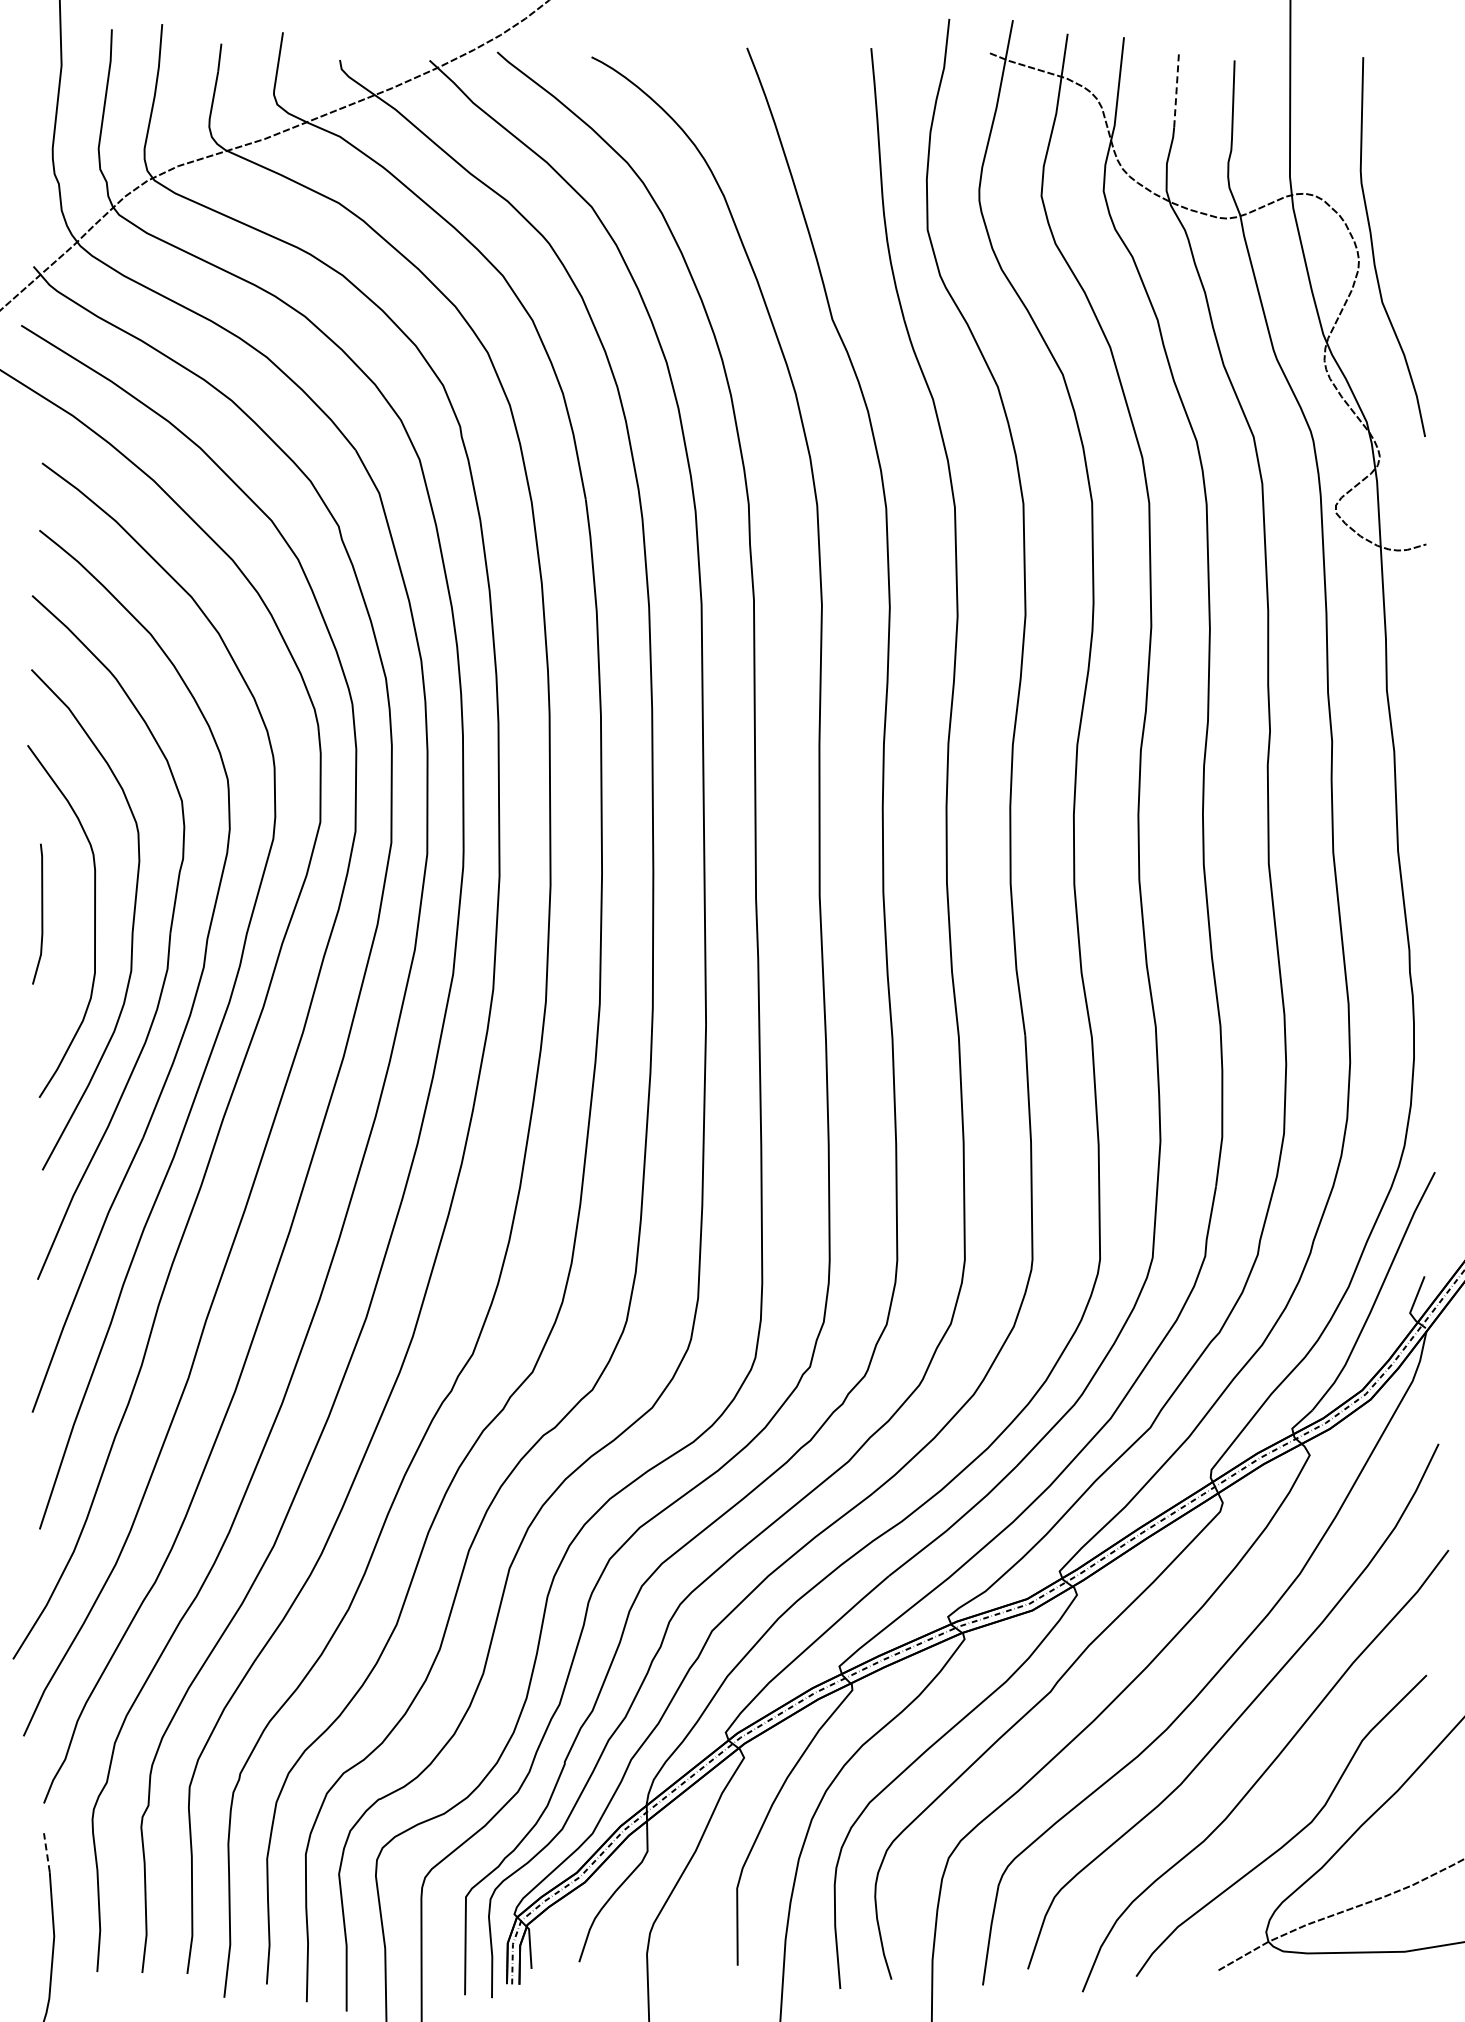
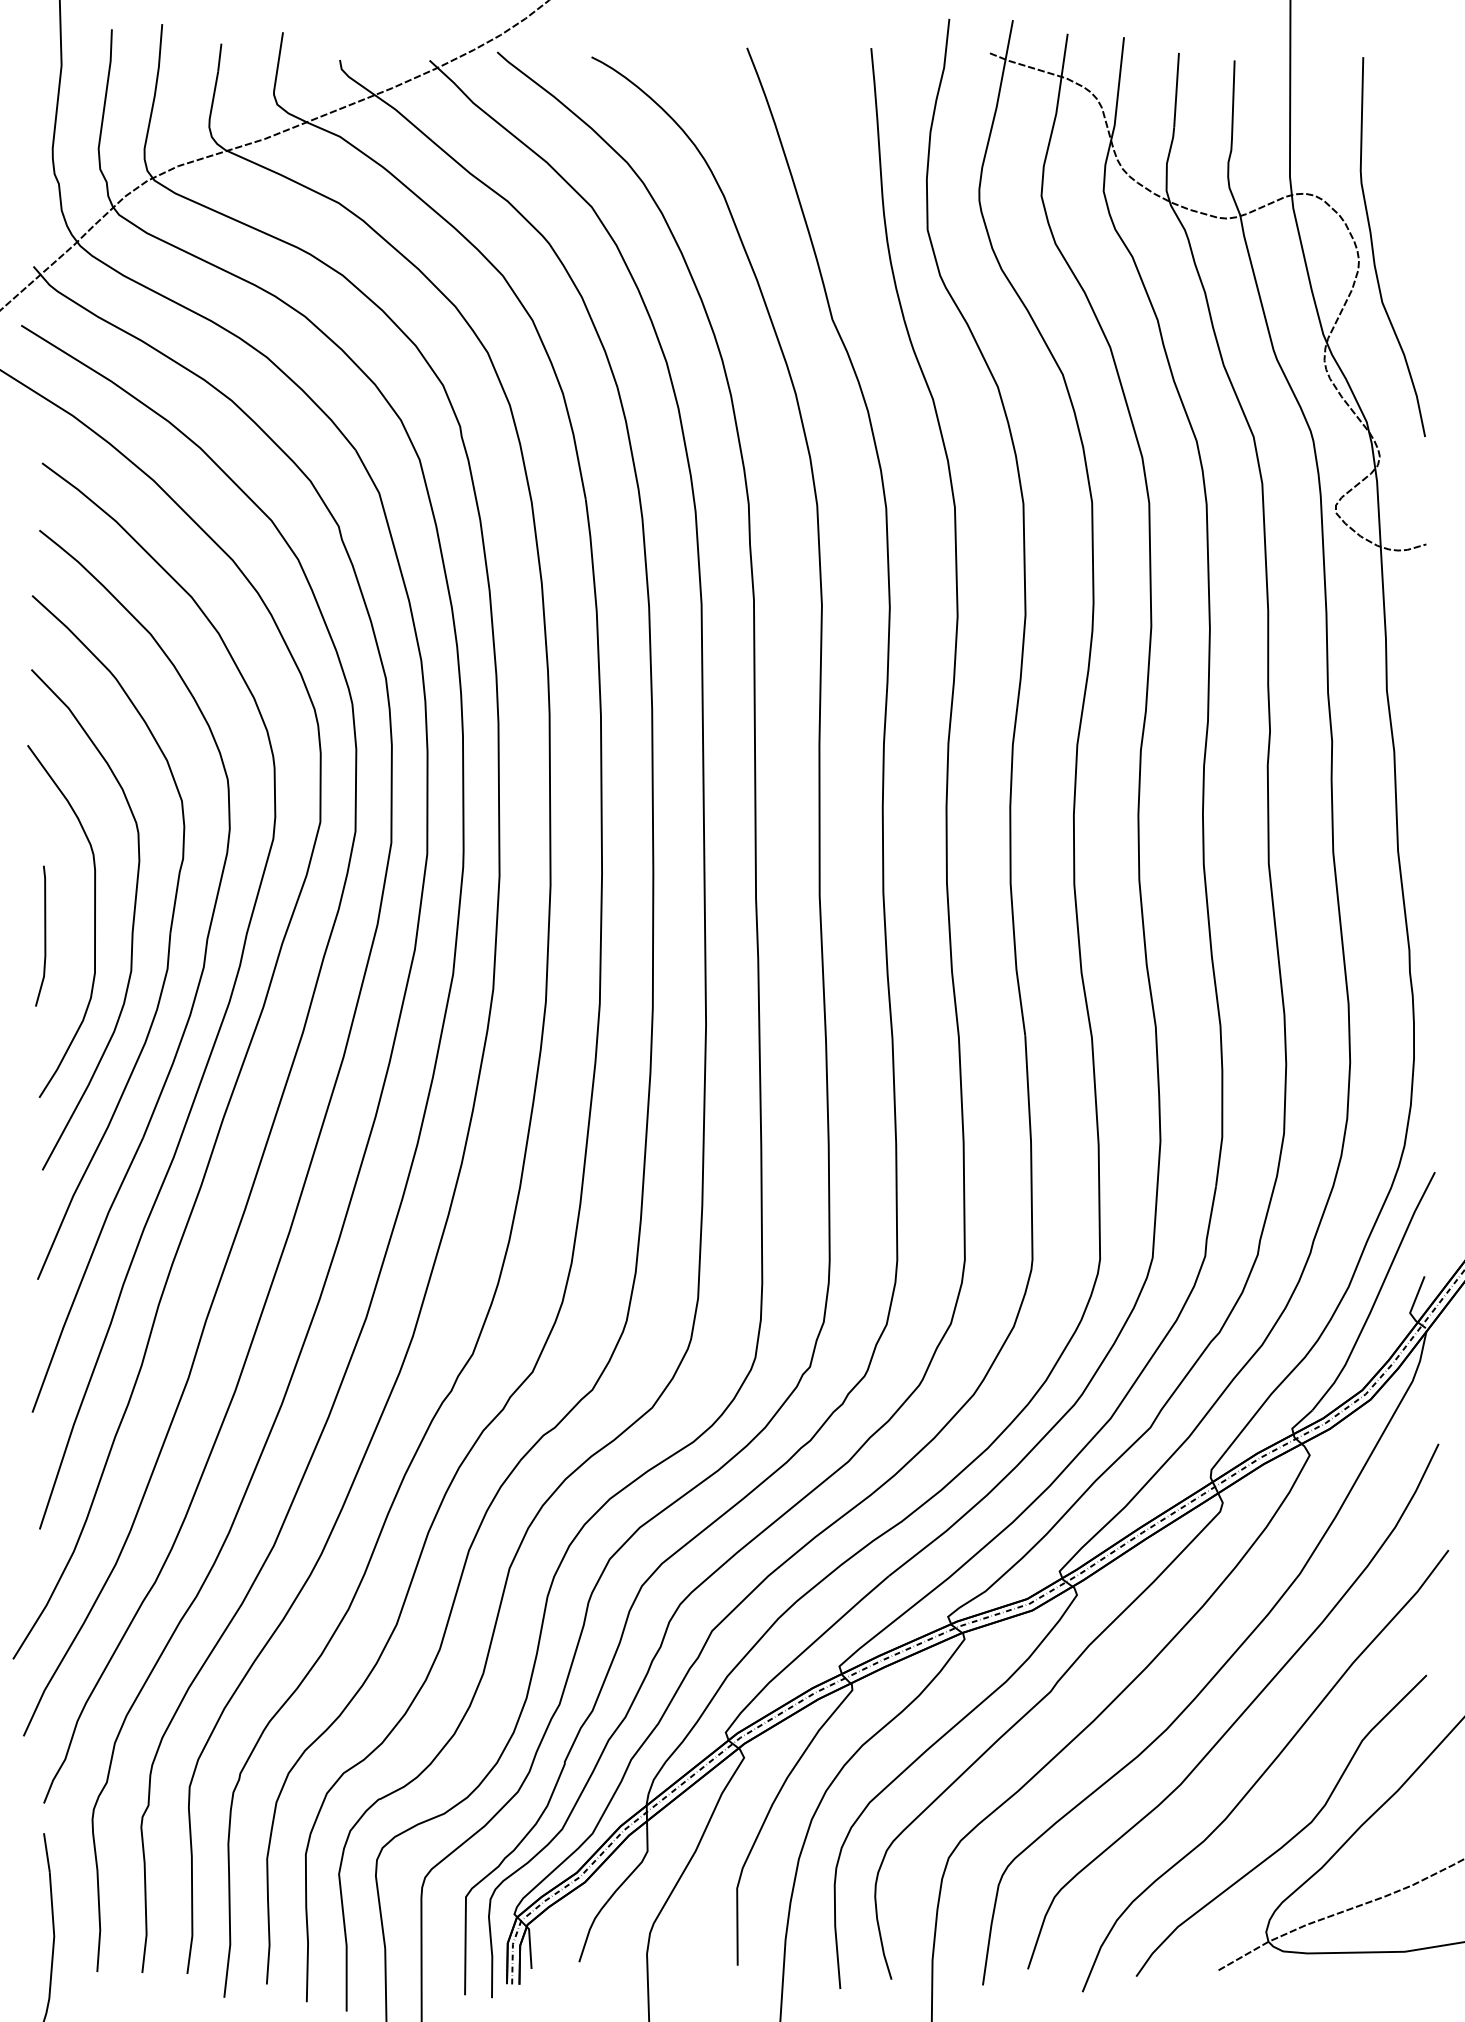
line: dashed -> solid (1176, 89)
line position: (41, 913) -> (44, 935) (44, 935)
line: dashed -> solid (46, 1852)
